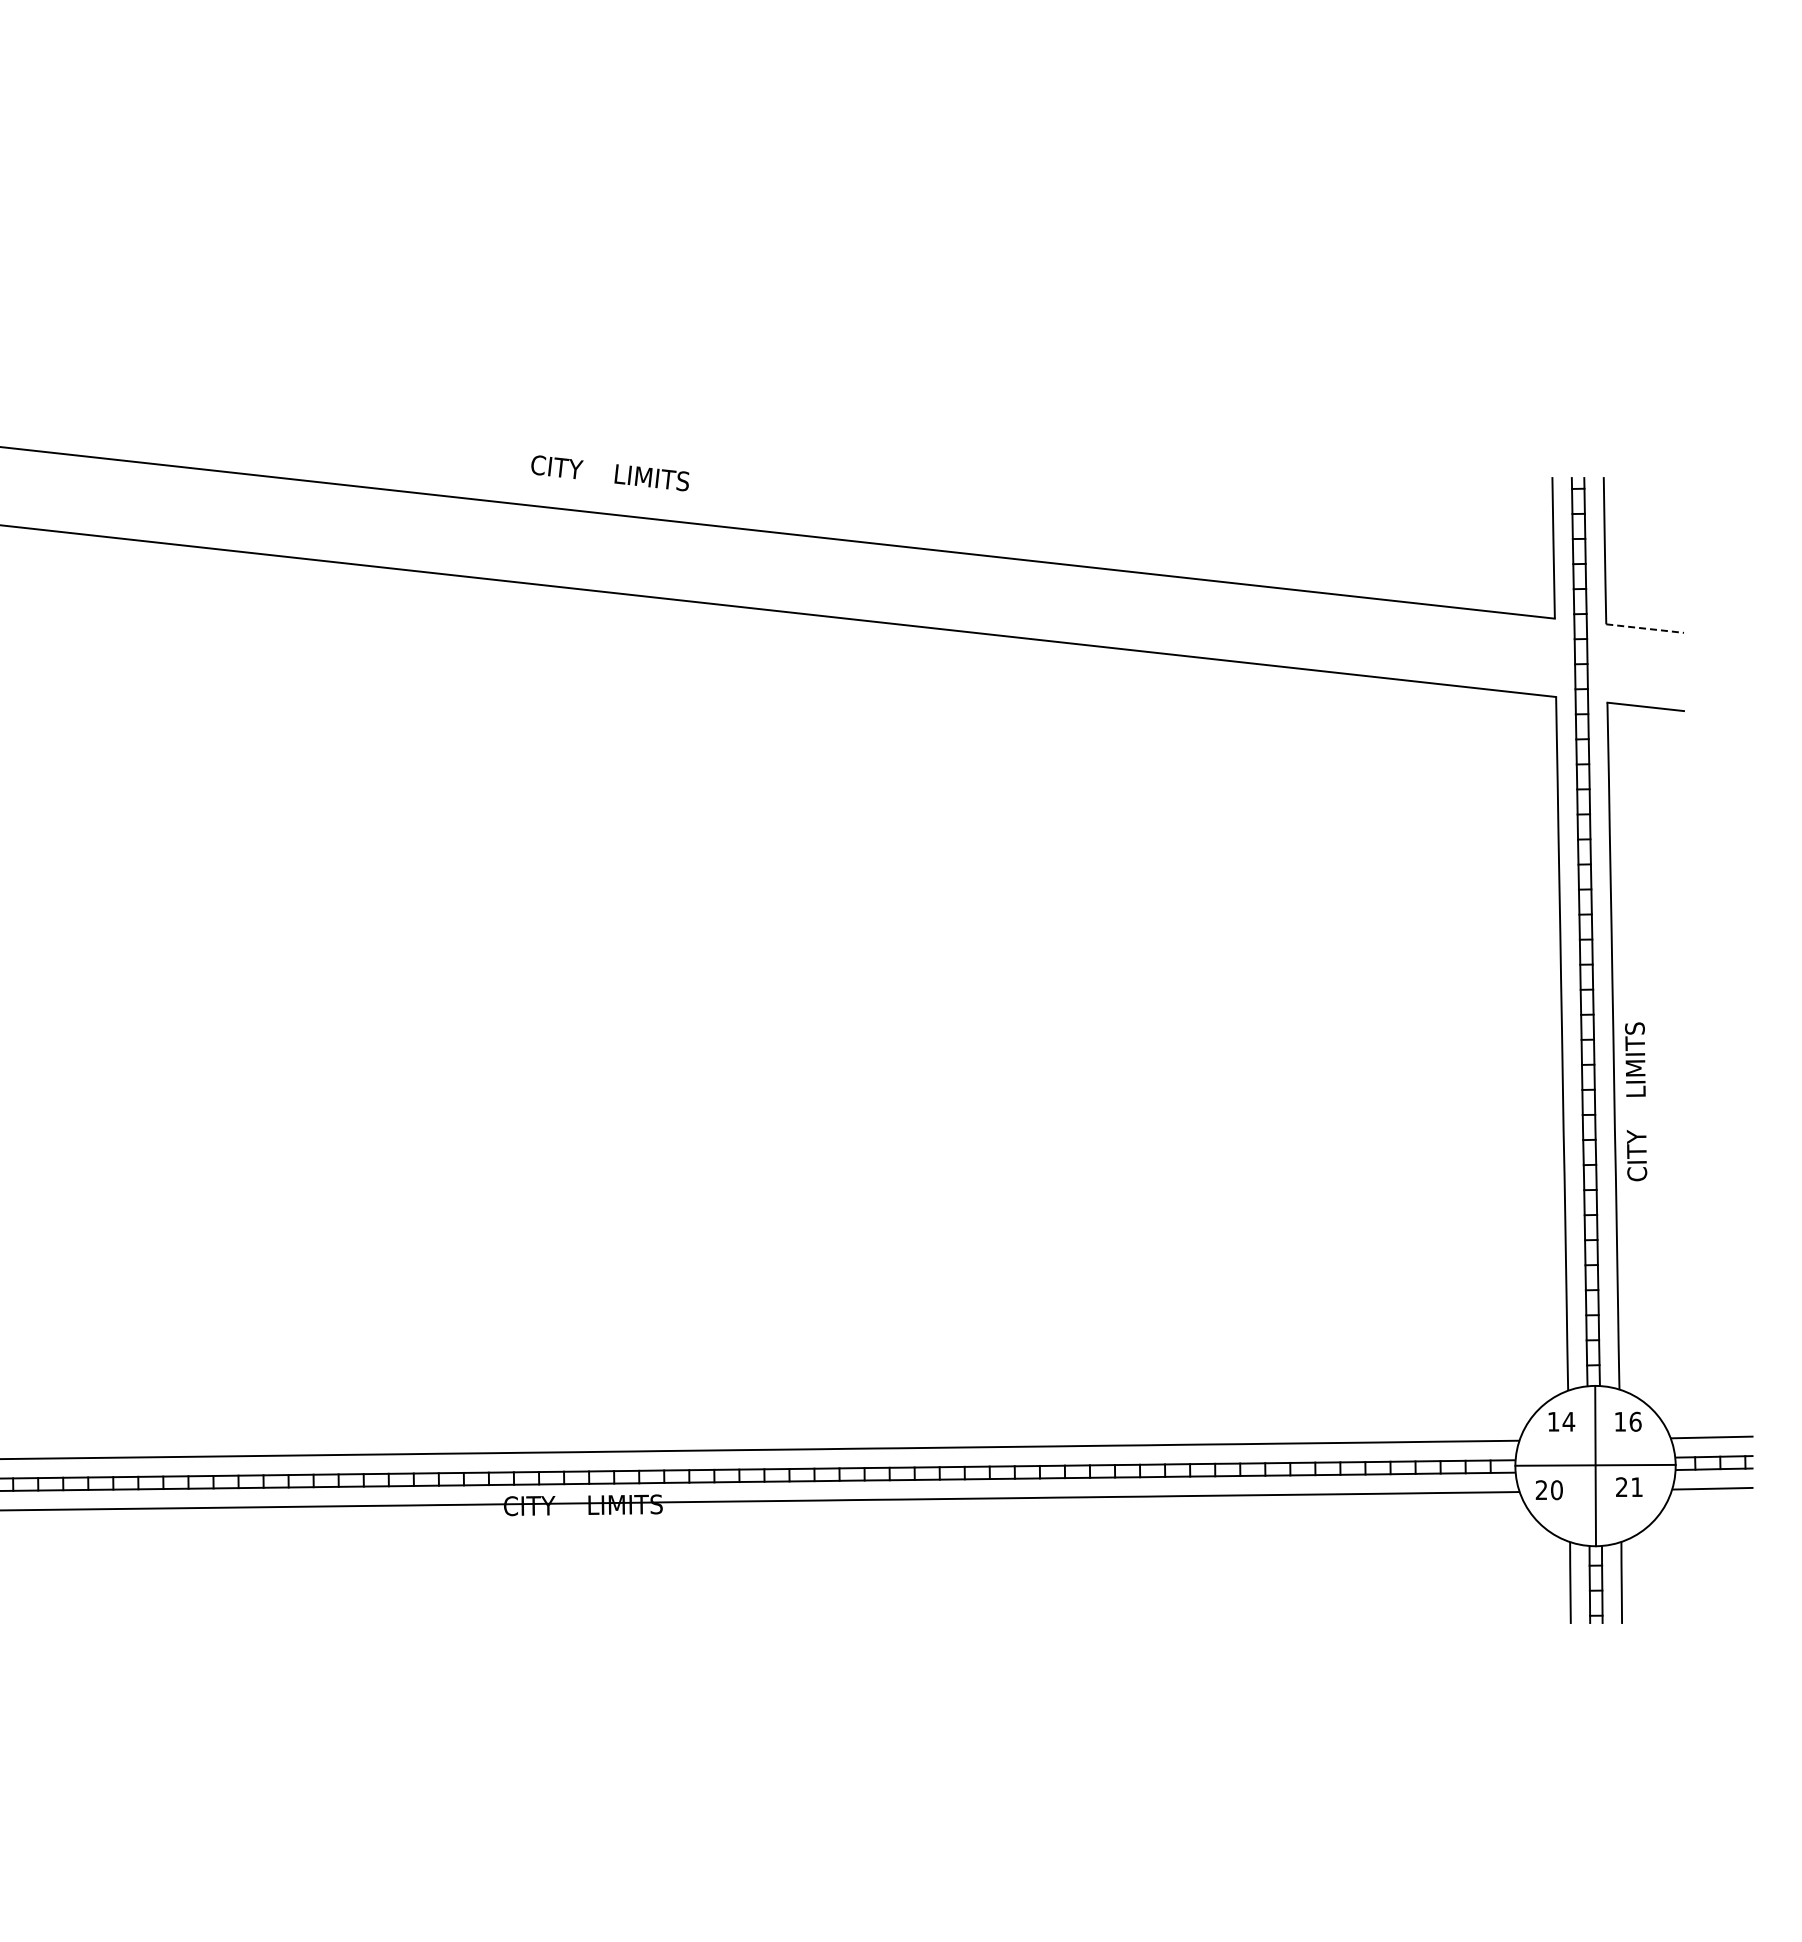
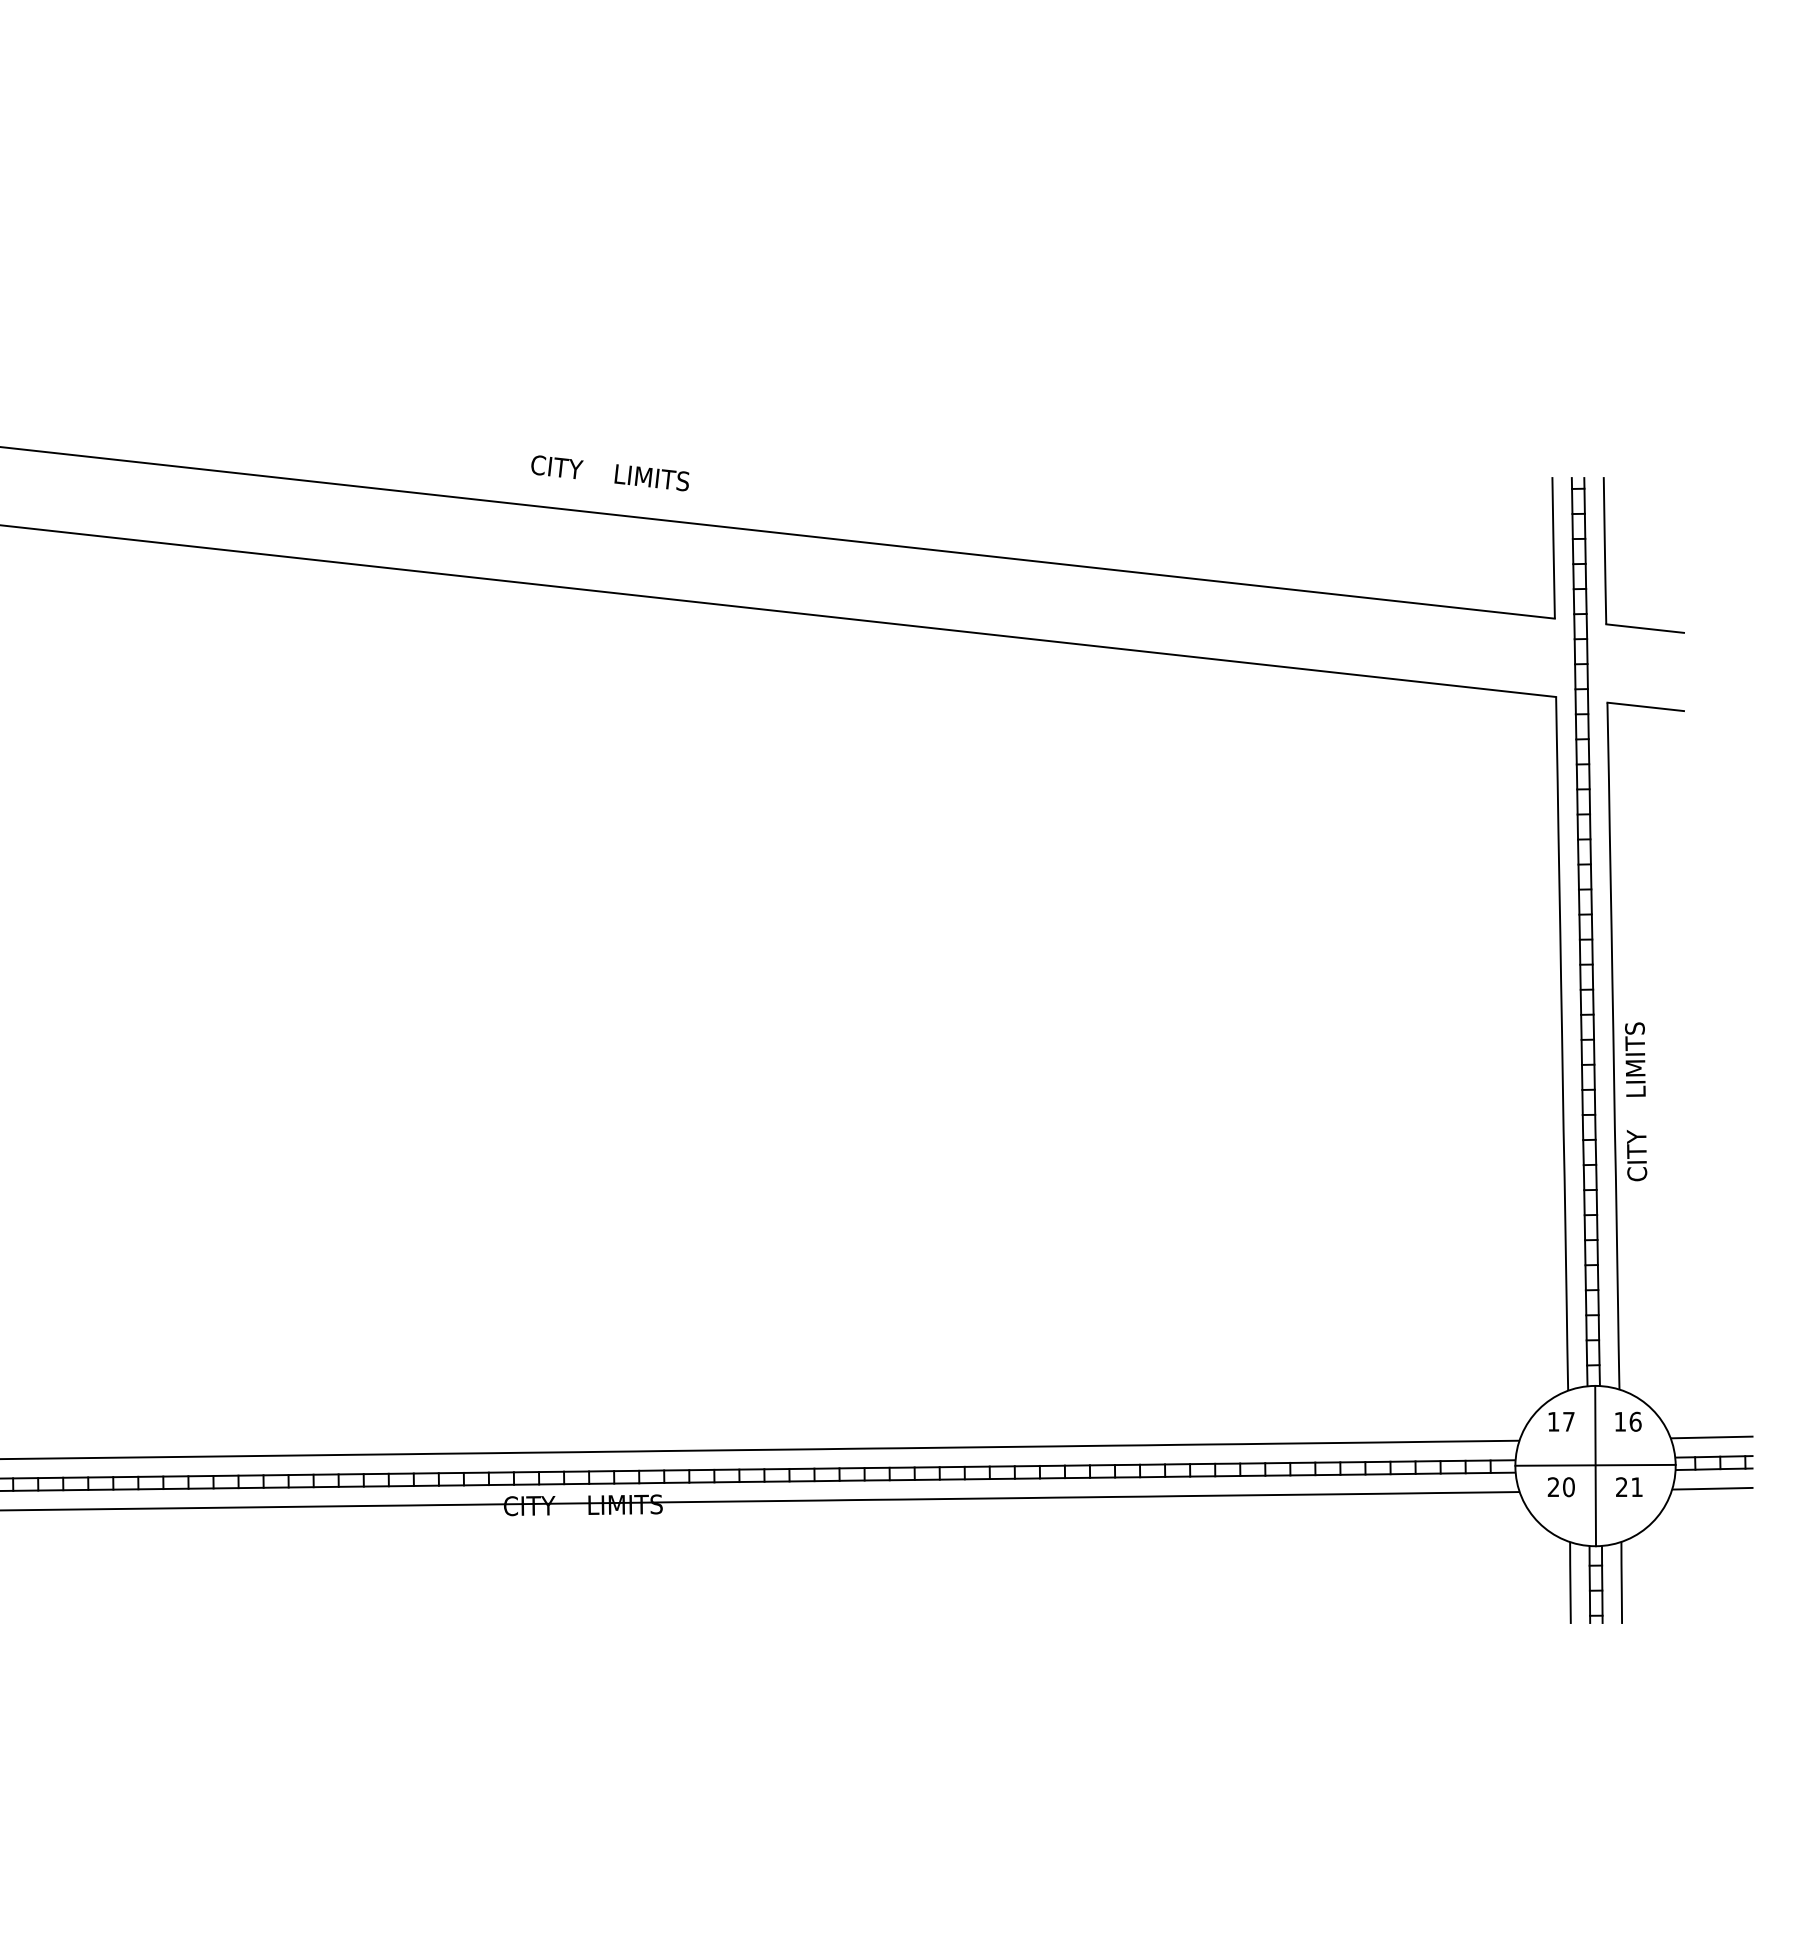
line: dashed -> solid (1645, 628)
text: 14 -> 17 (1568, 1421)
text position: (1548, 1490) -> (1560, 1487) (1560, 1487)
